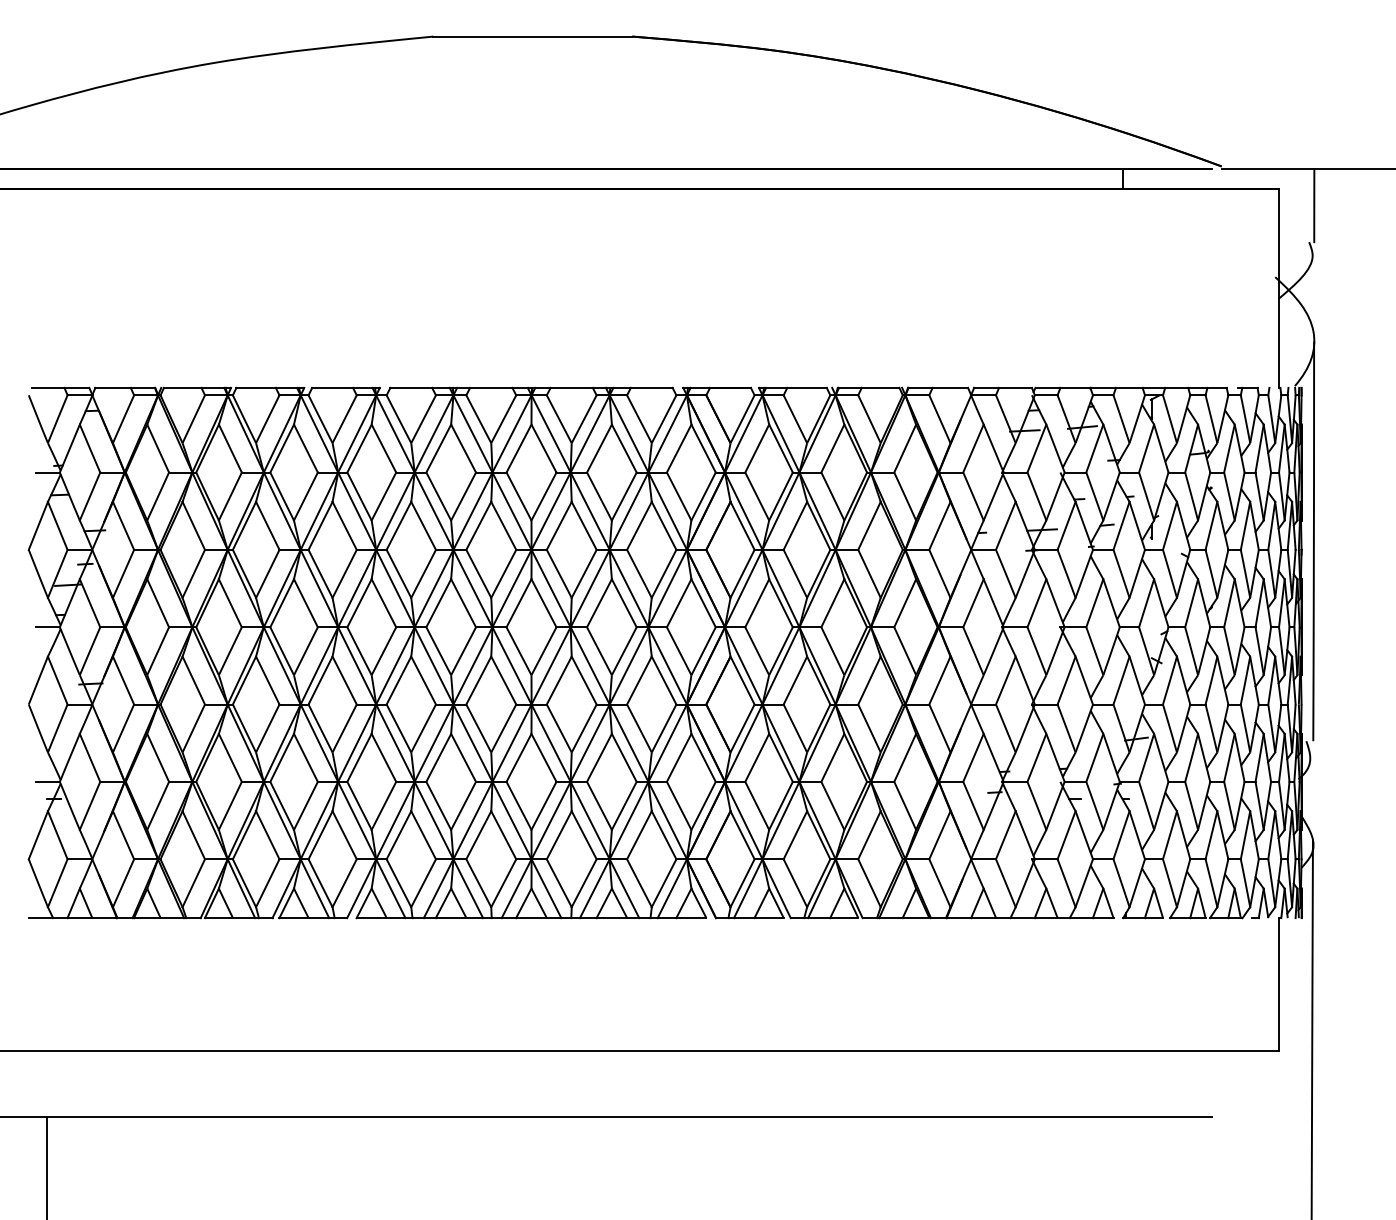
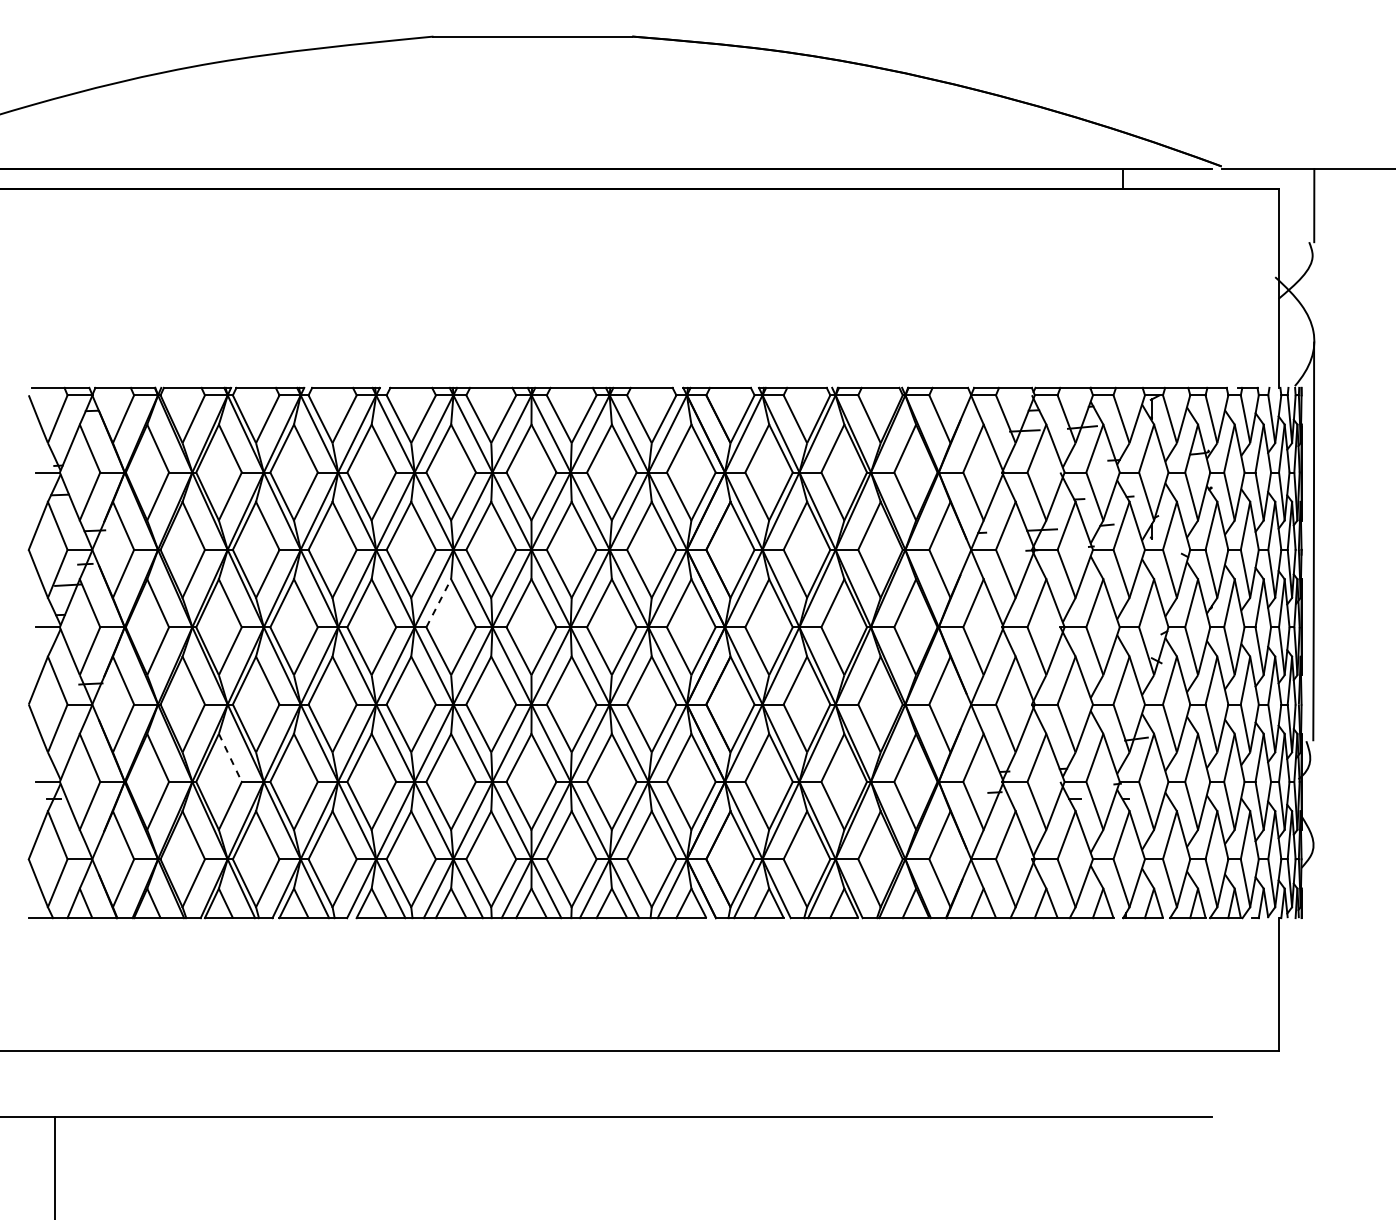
line: solid -> dashed (438, 602)
line: solid -> dashed (230, 757)
line: present -> none (1311, 1028)
line position: (47, 1166) -> (55, 1166) (55, 1166)
